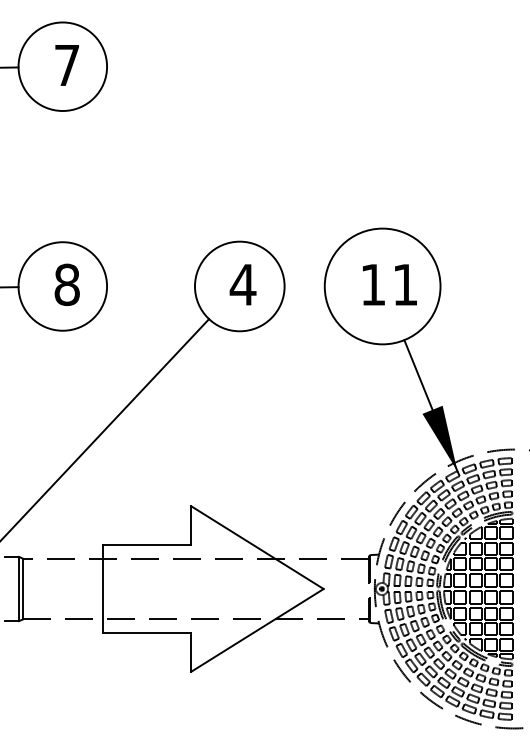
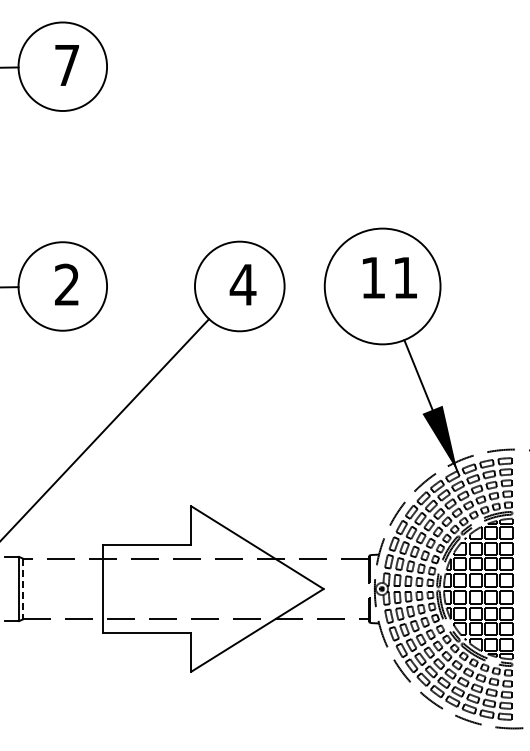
text: 8 -> 2 (66, 284)
text position: (389, 284) -> (389, 277) (389, 277)
line: solid -> dashed (23, 589)
